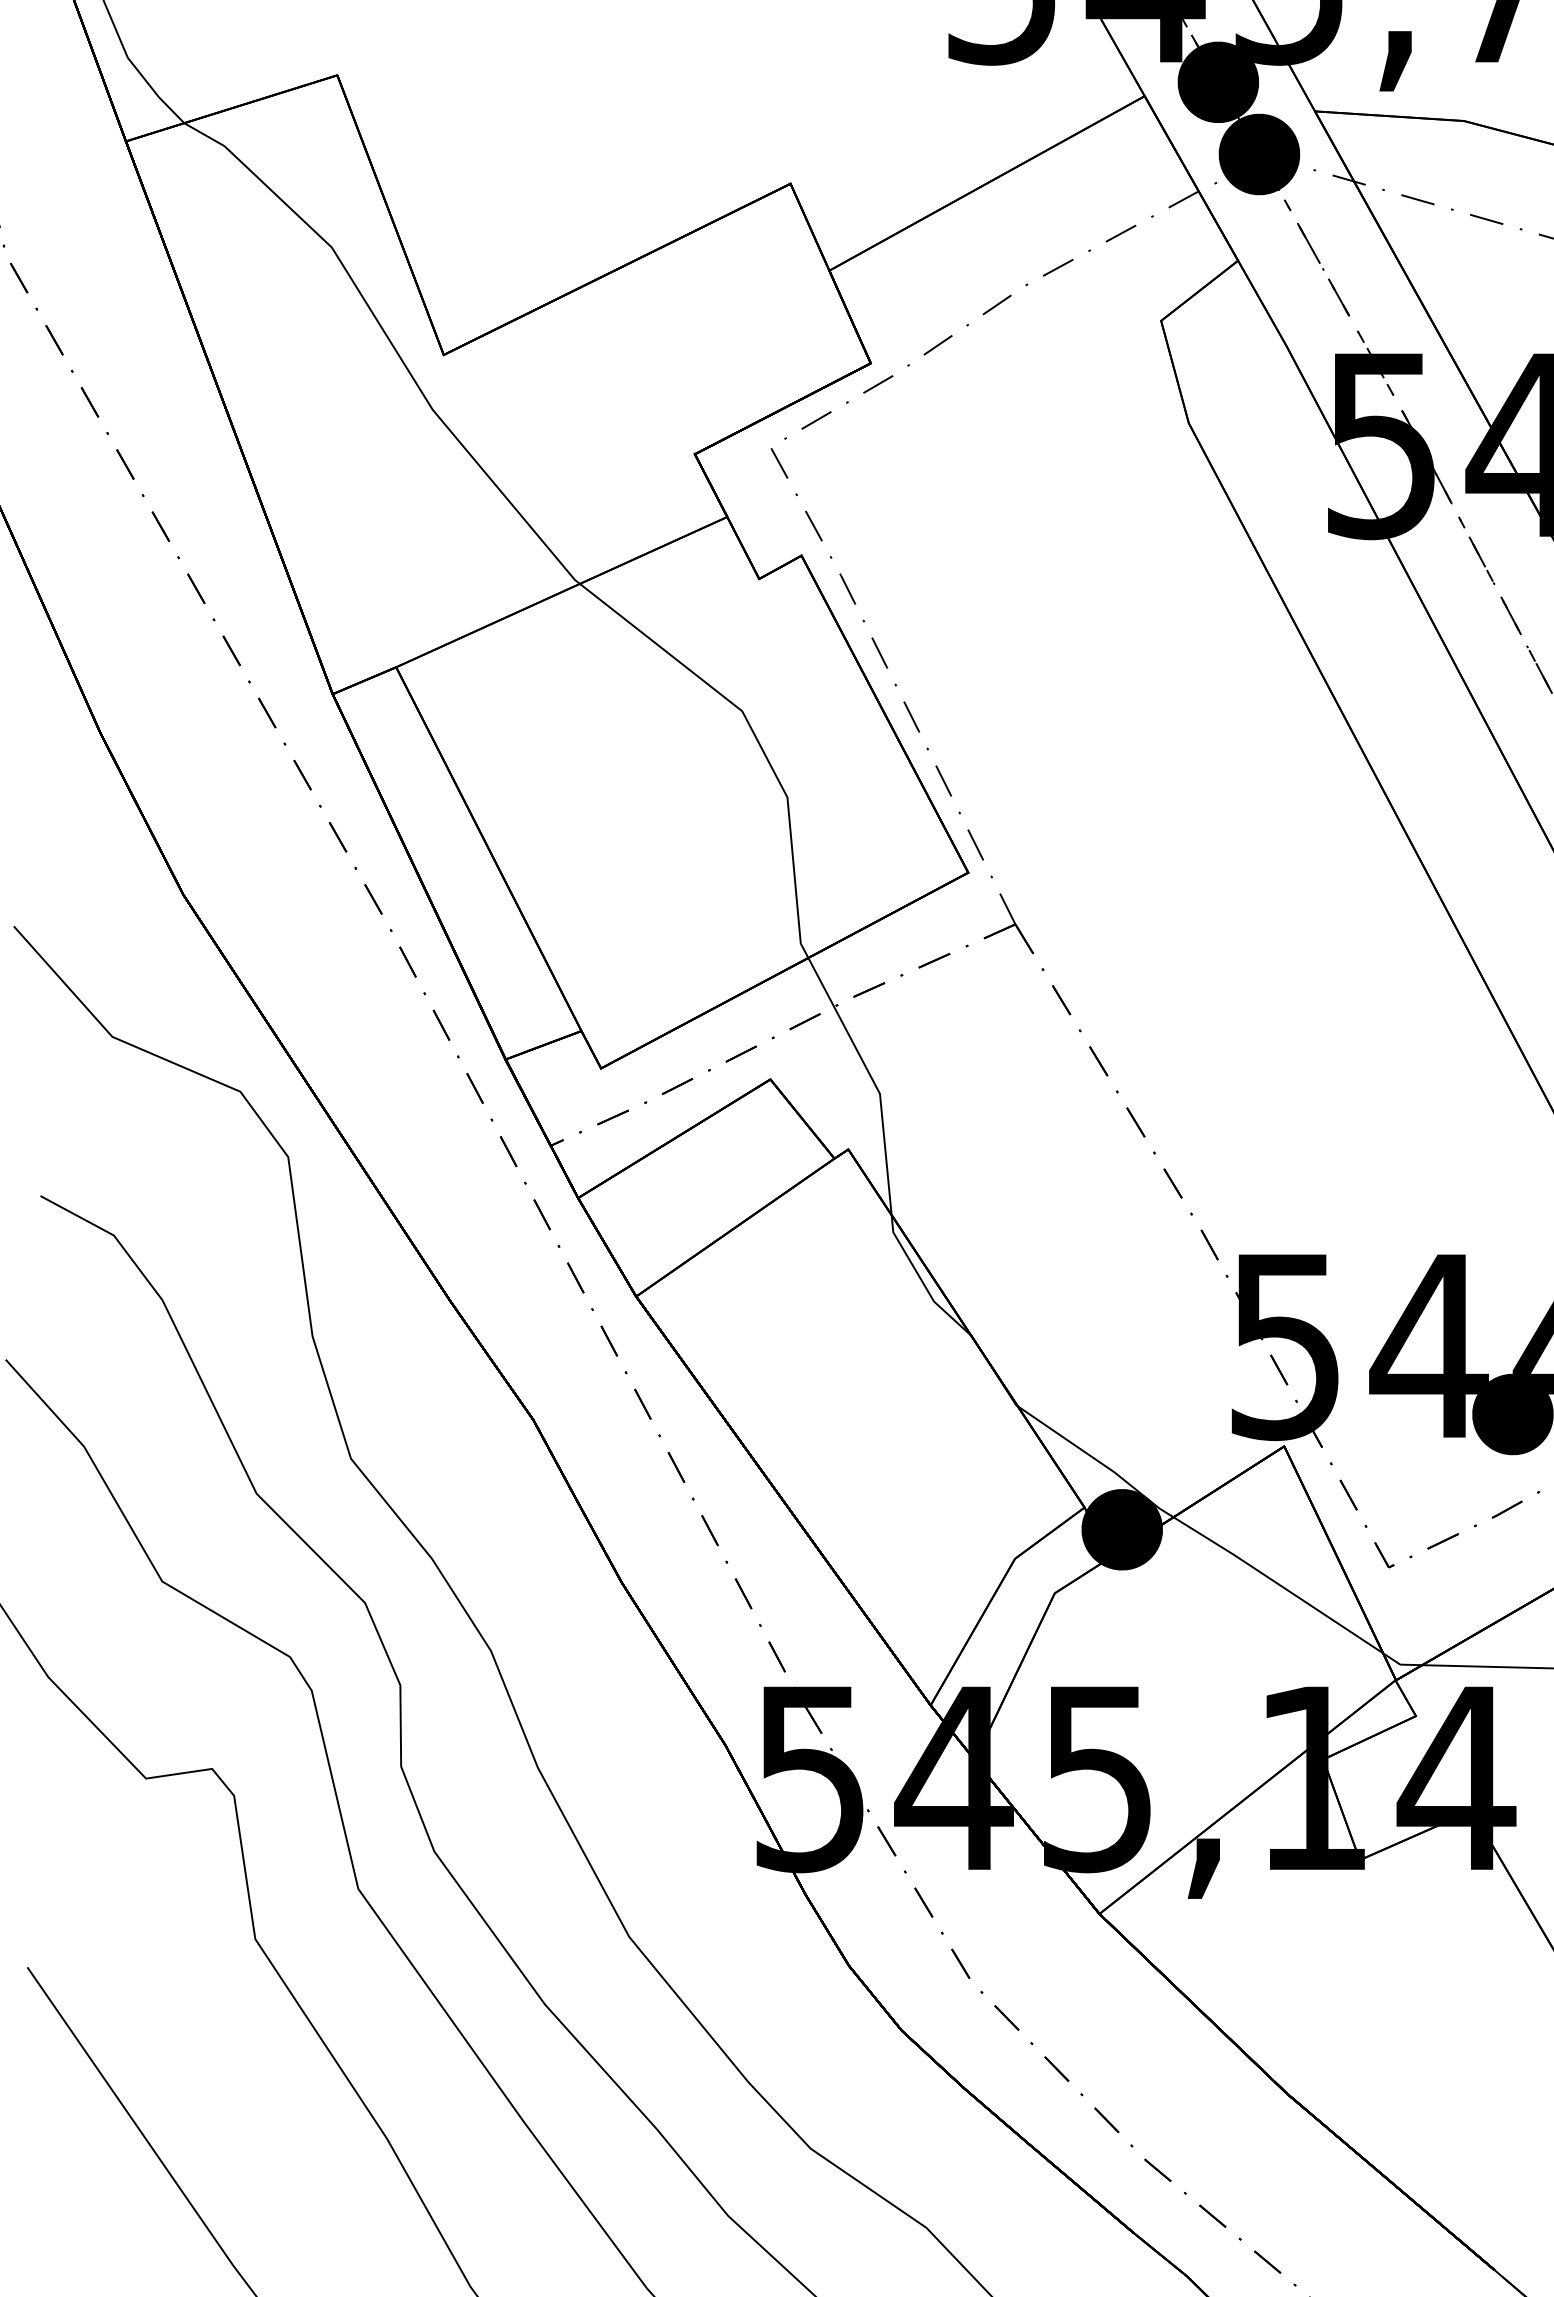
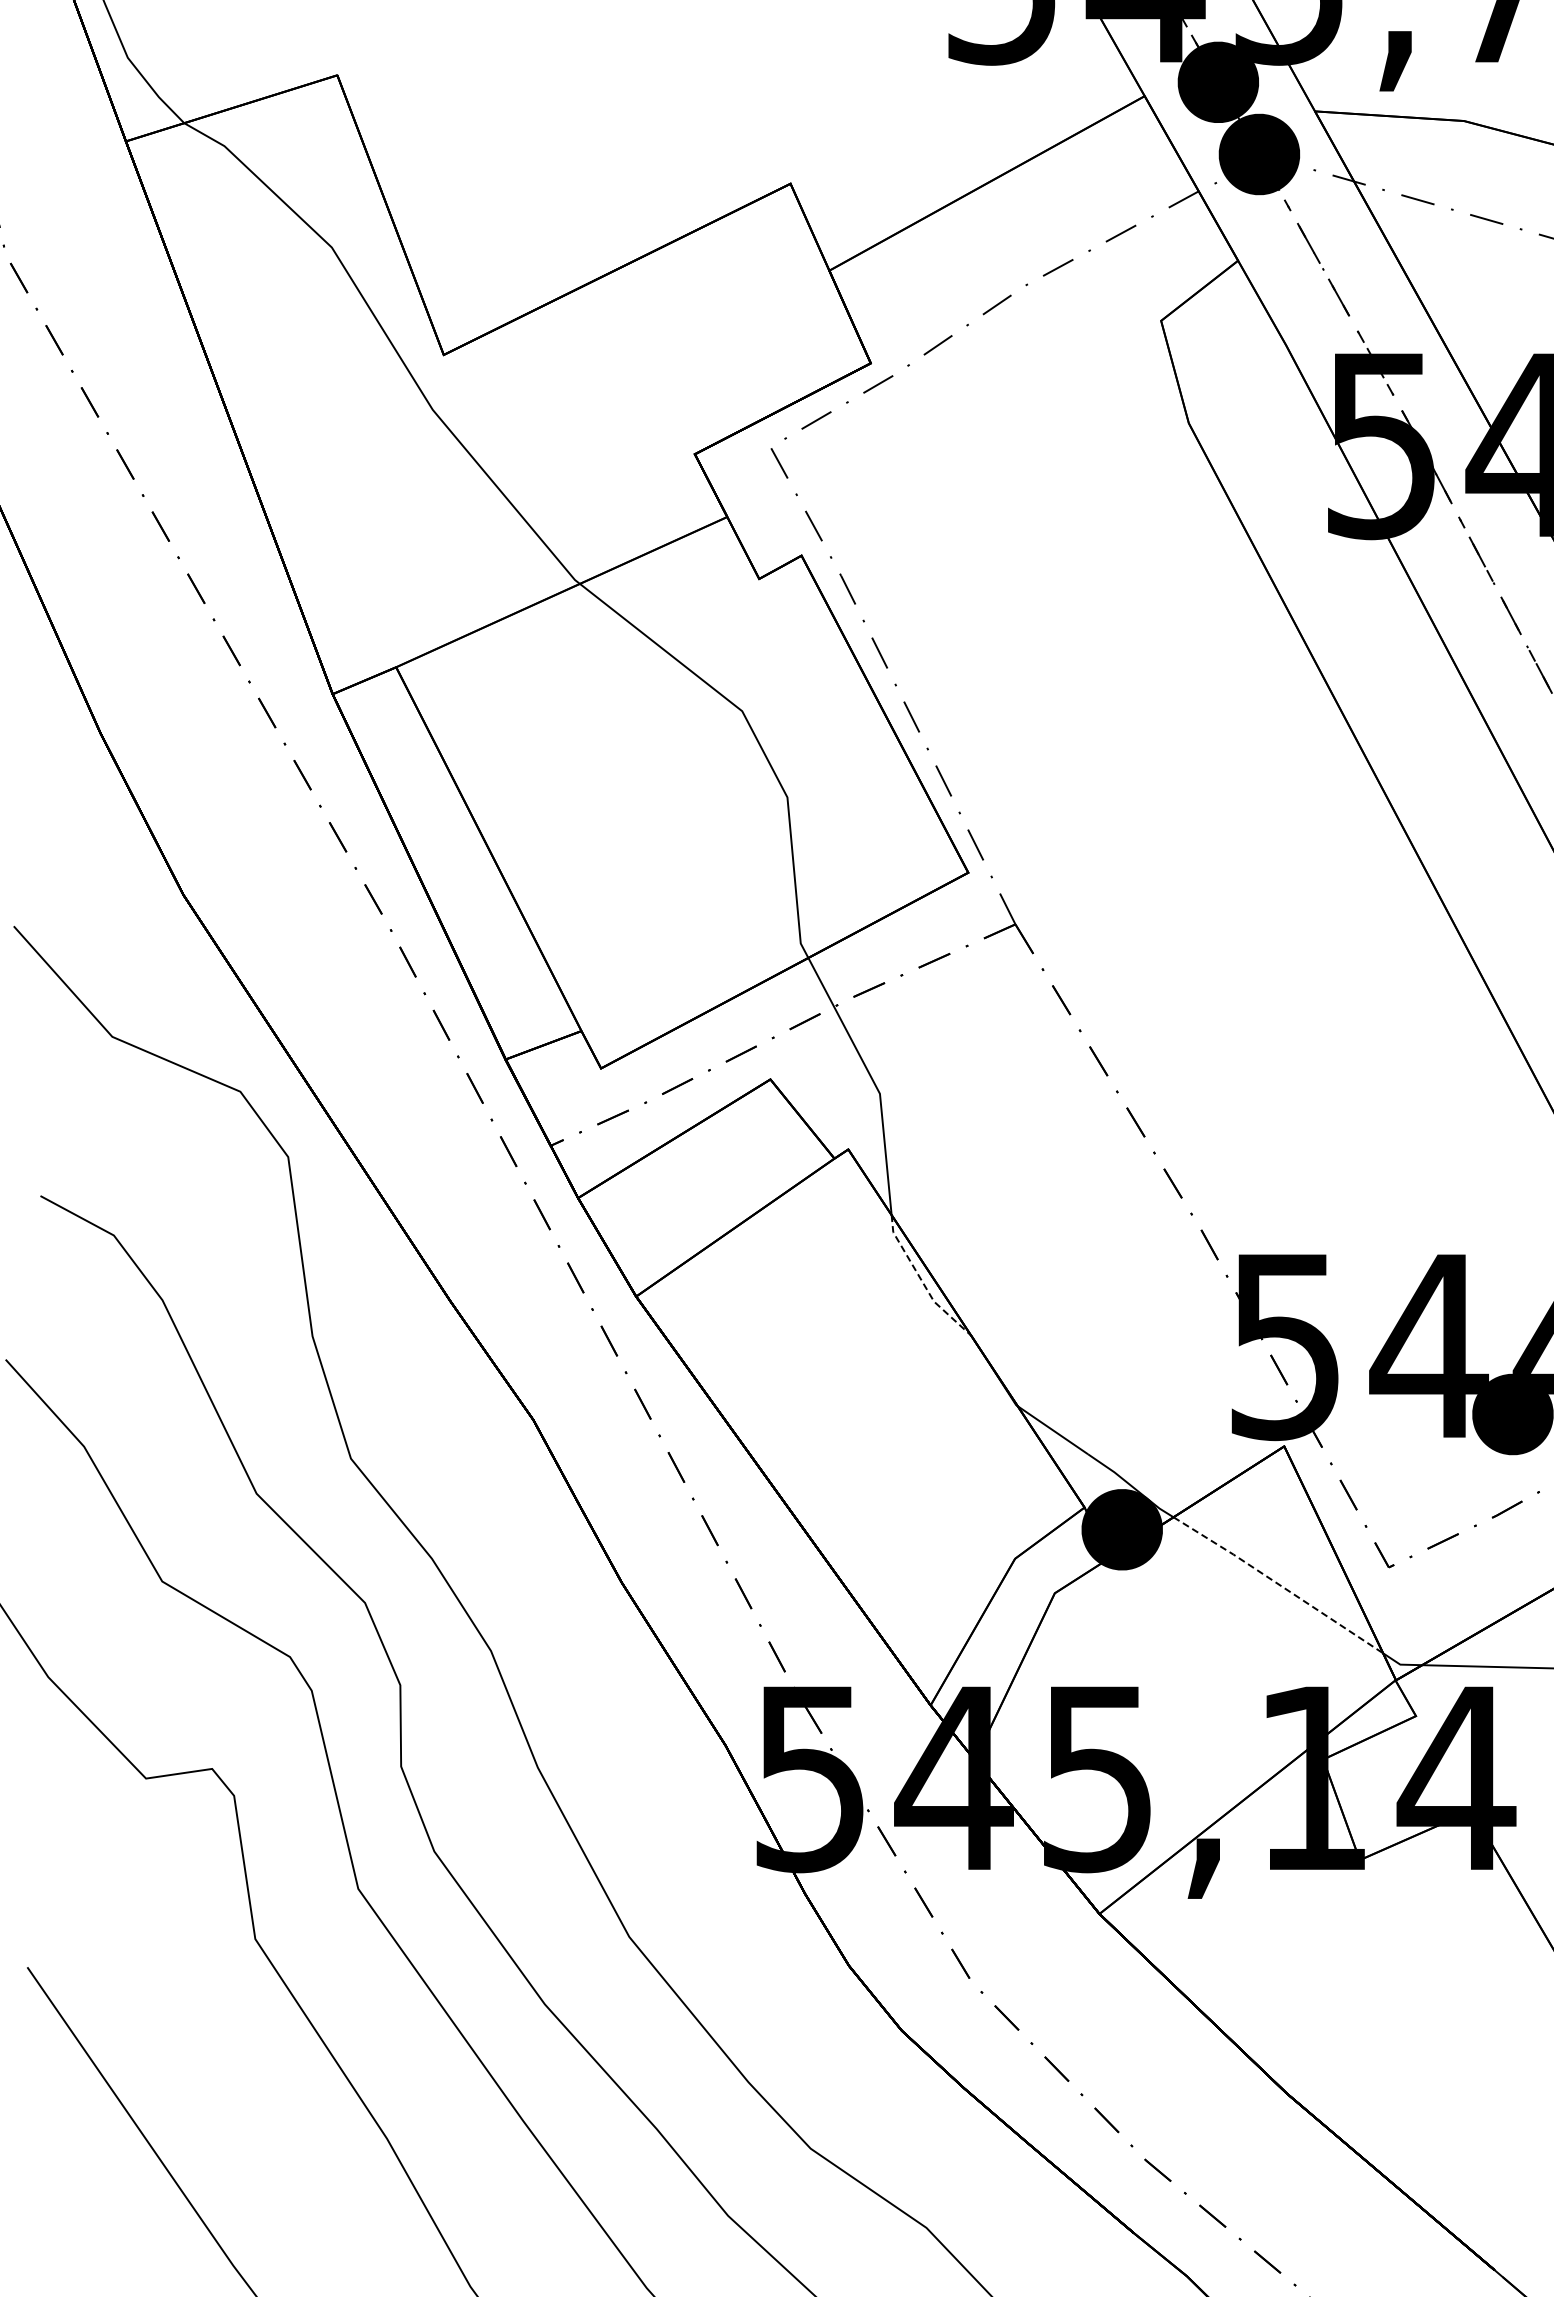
line: solid -> dashed (921, 1281)
line: solid -> dashed (1278, 1584)
